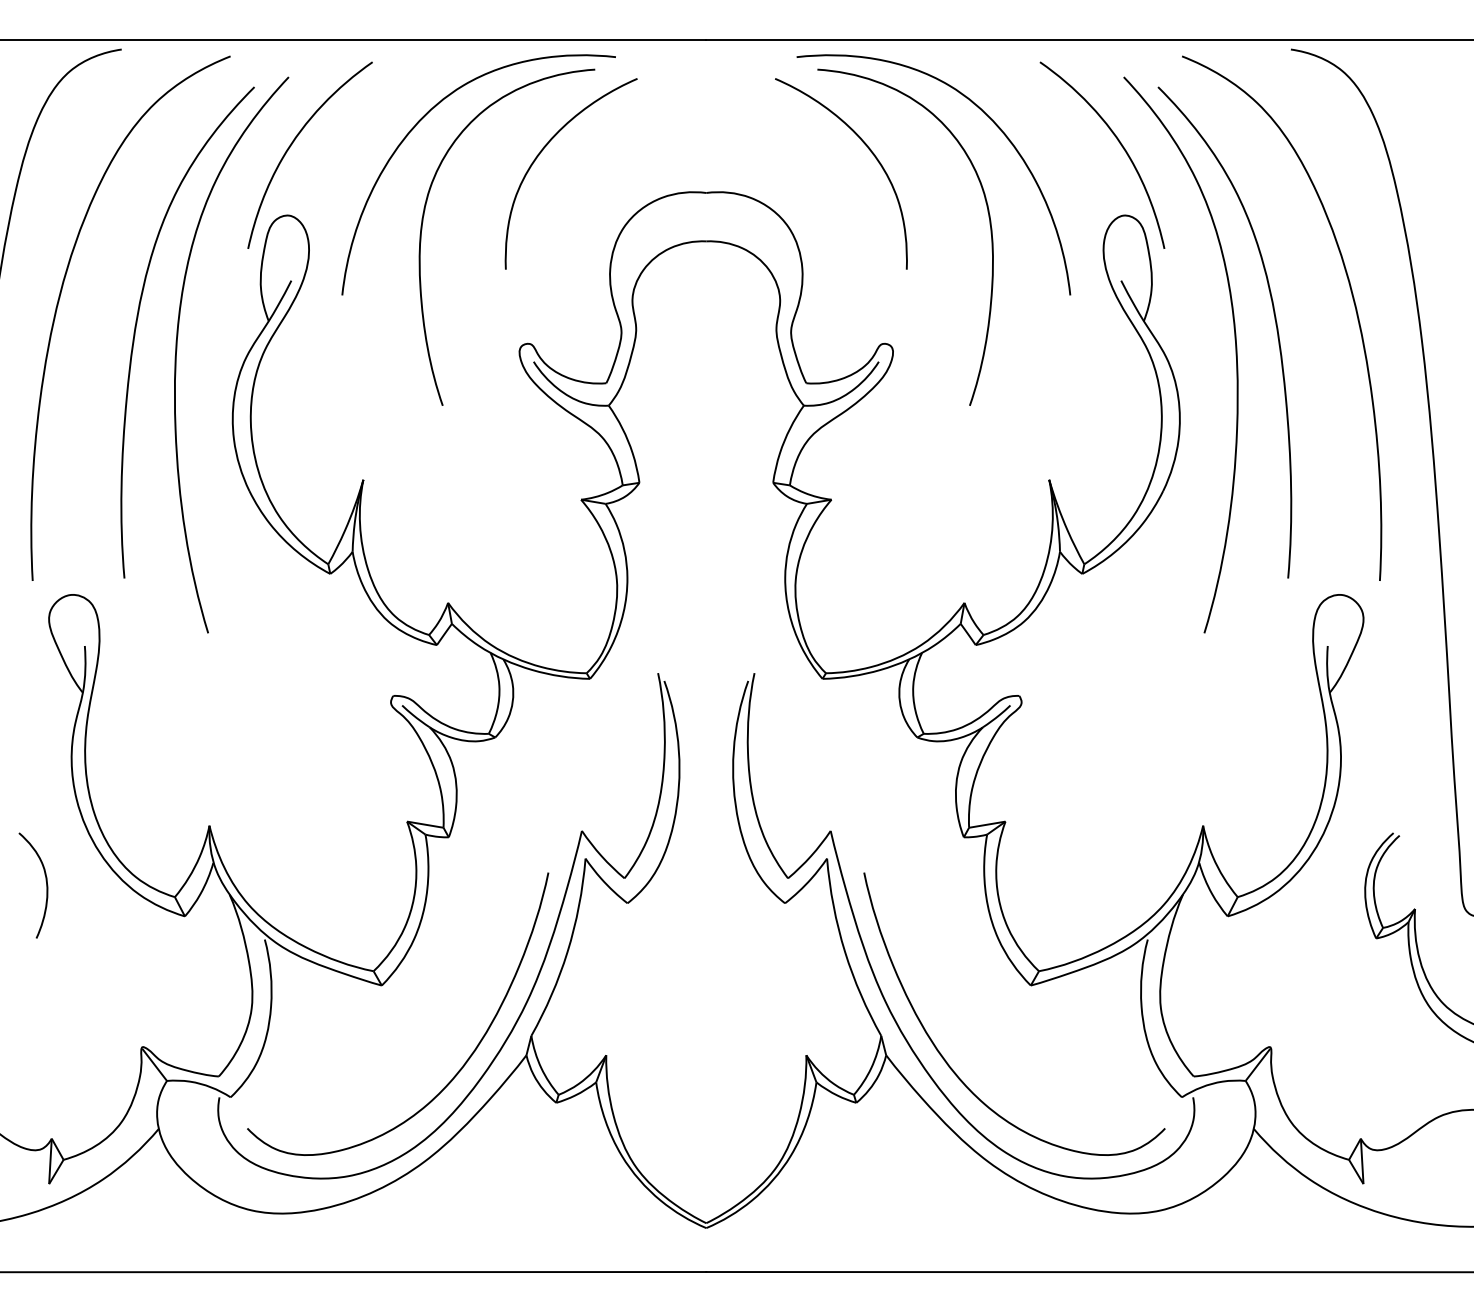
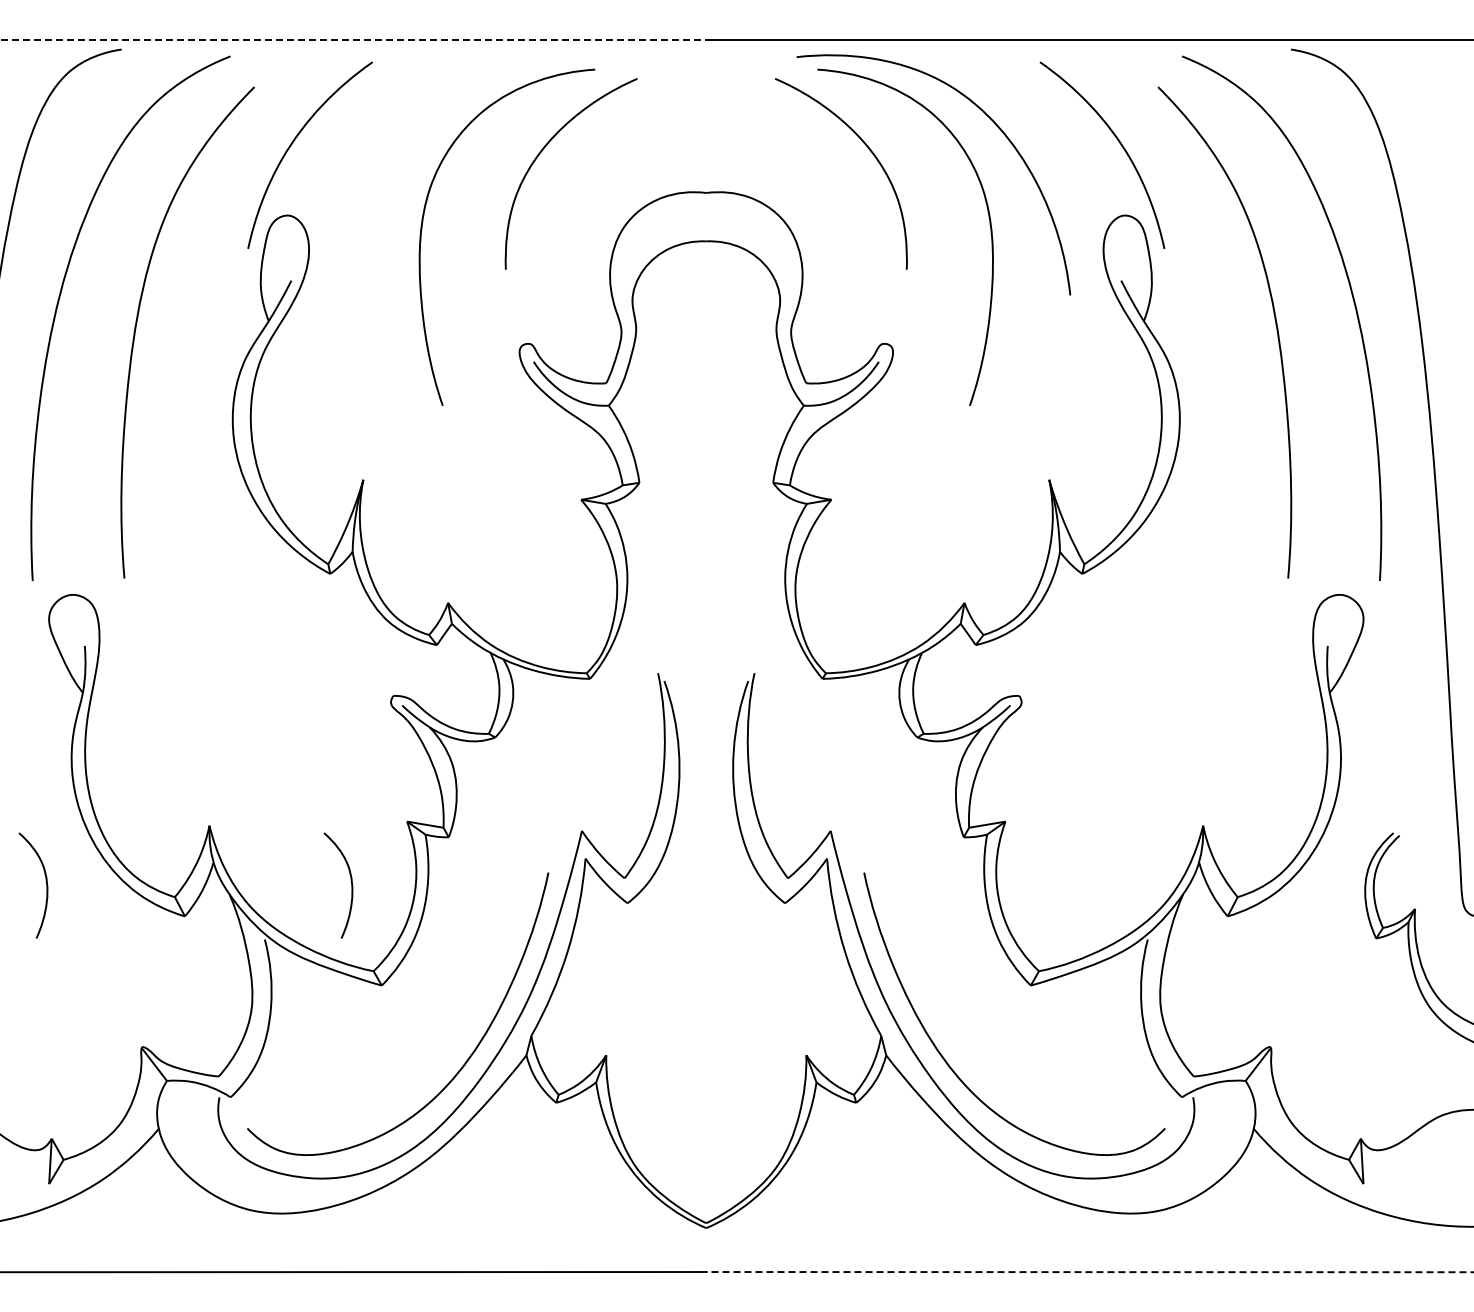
line: solid -> dashed (353, 39)
curve: present -> none (423, 118)
curve: present -> none (177, 350)
curve: present -> none (1235, 354)
curve: none -> present (350, 881)
line: solid -> dashed (1090, 1272)
